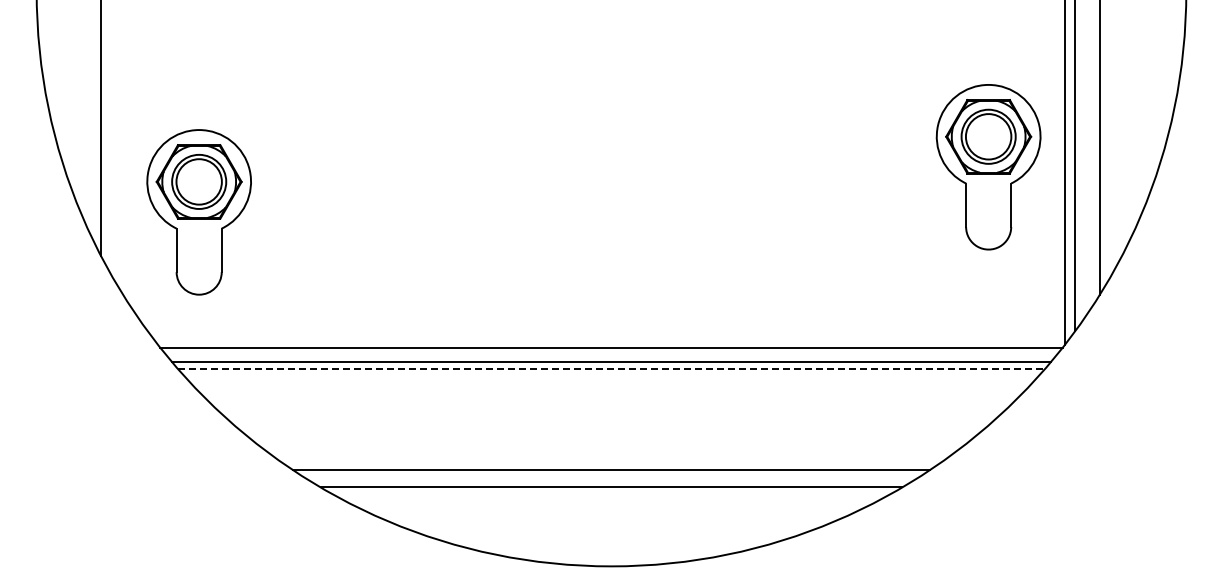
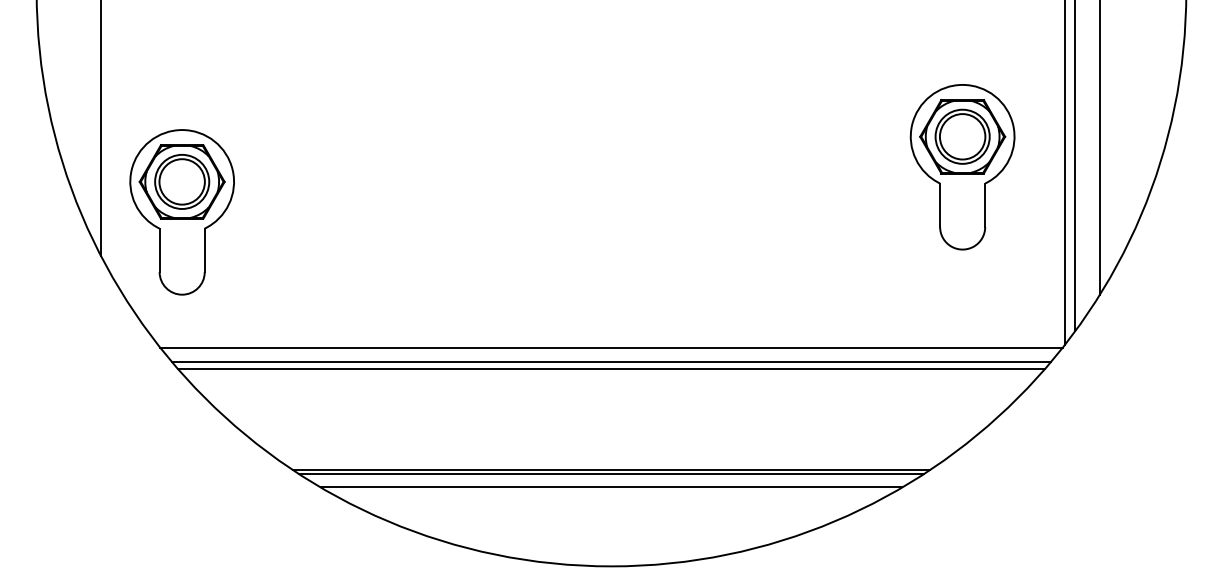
part position: (988, 167) -> (962, 167) (962, 167)
part position: (198, 212) -> (181, 212) (181, 212)
line: dashed -> solid (611, 369)
line: none -> present (611, 473)
